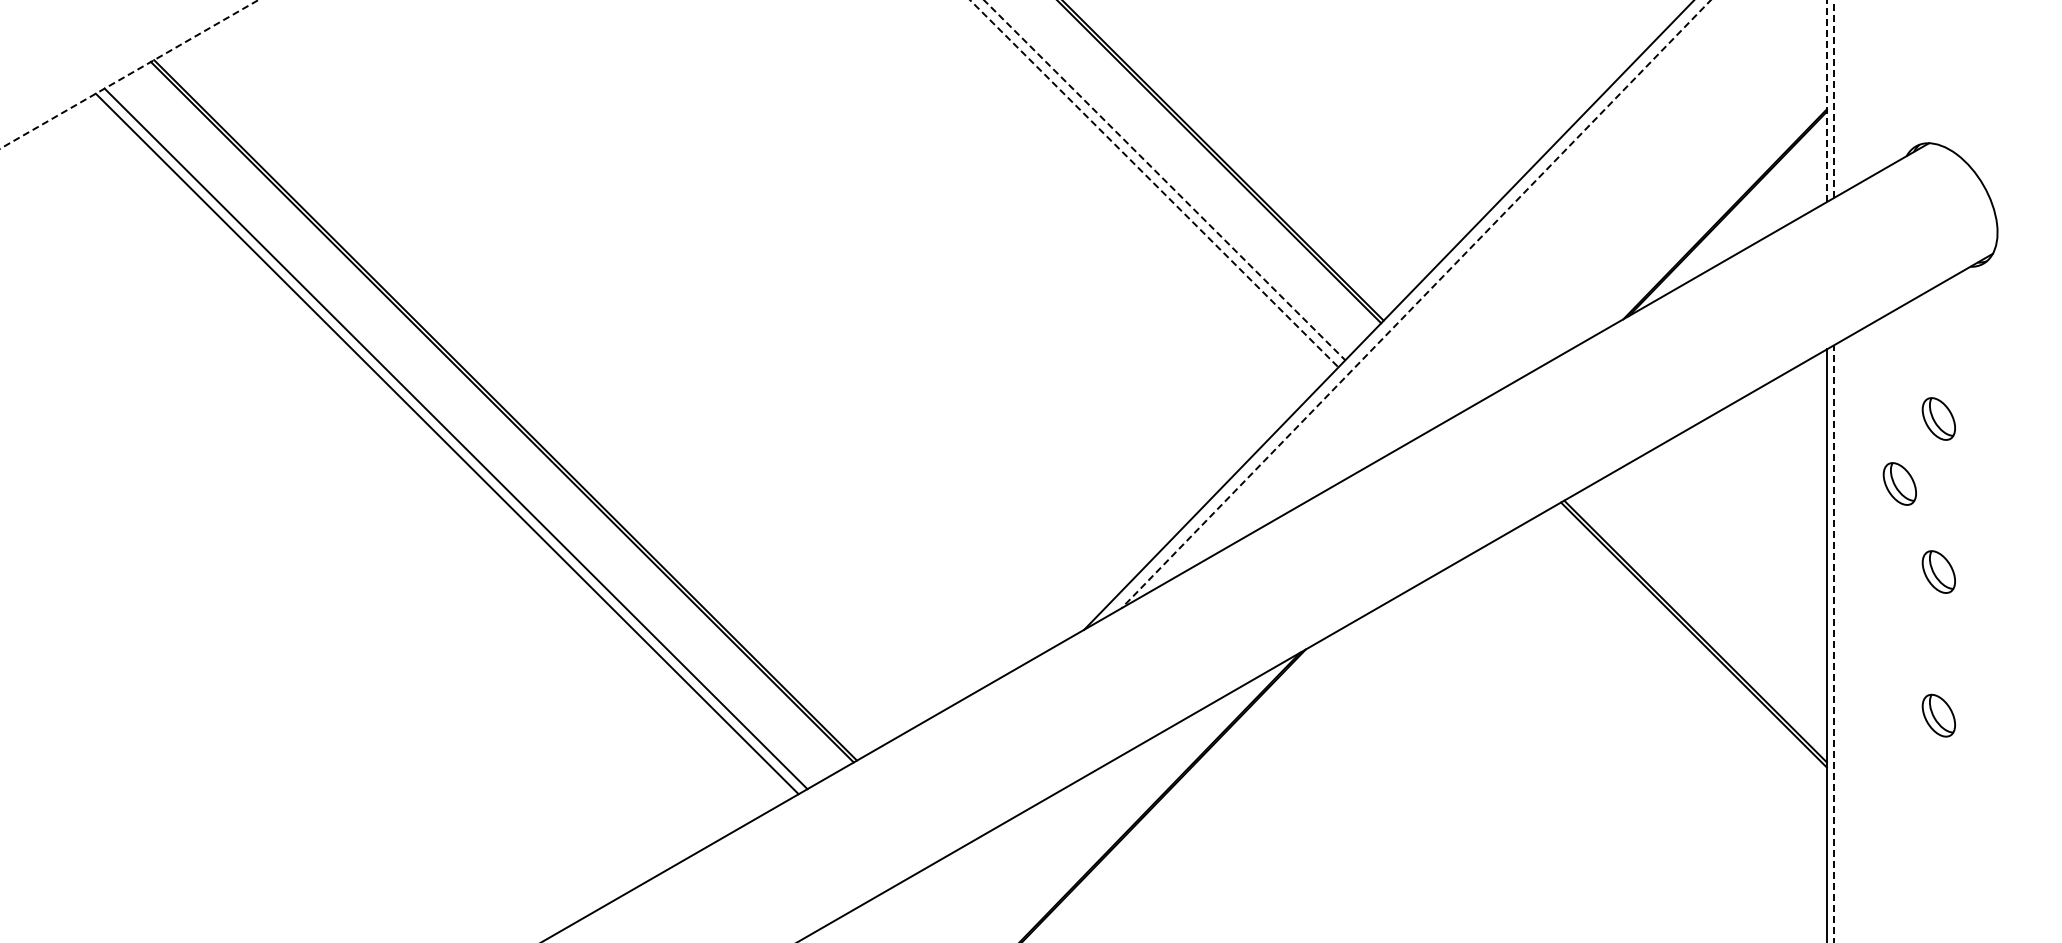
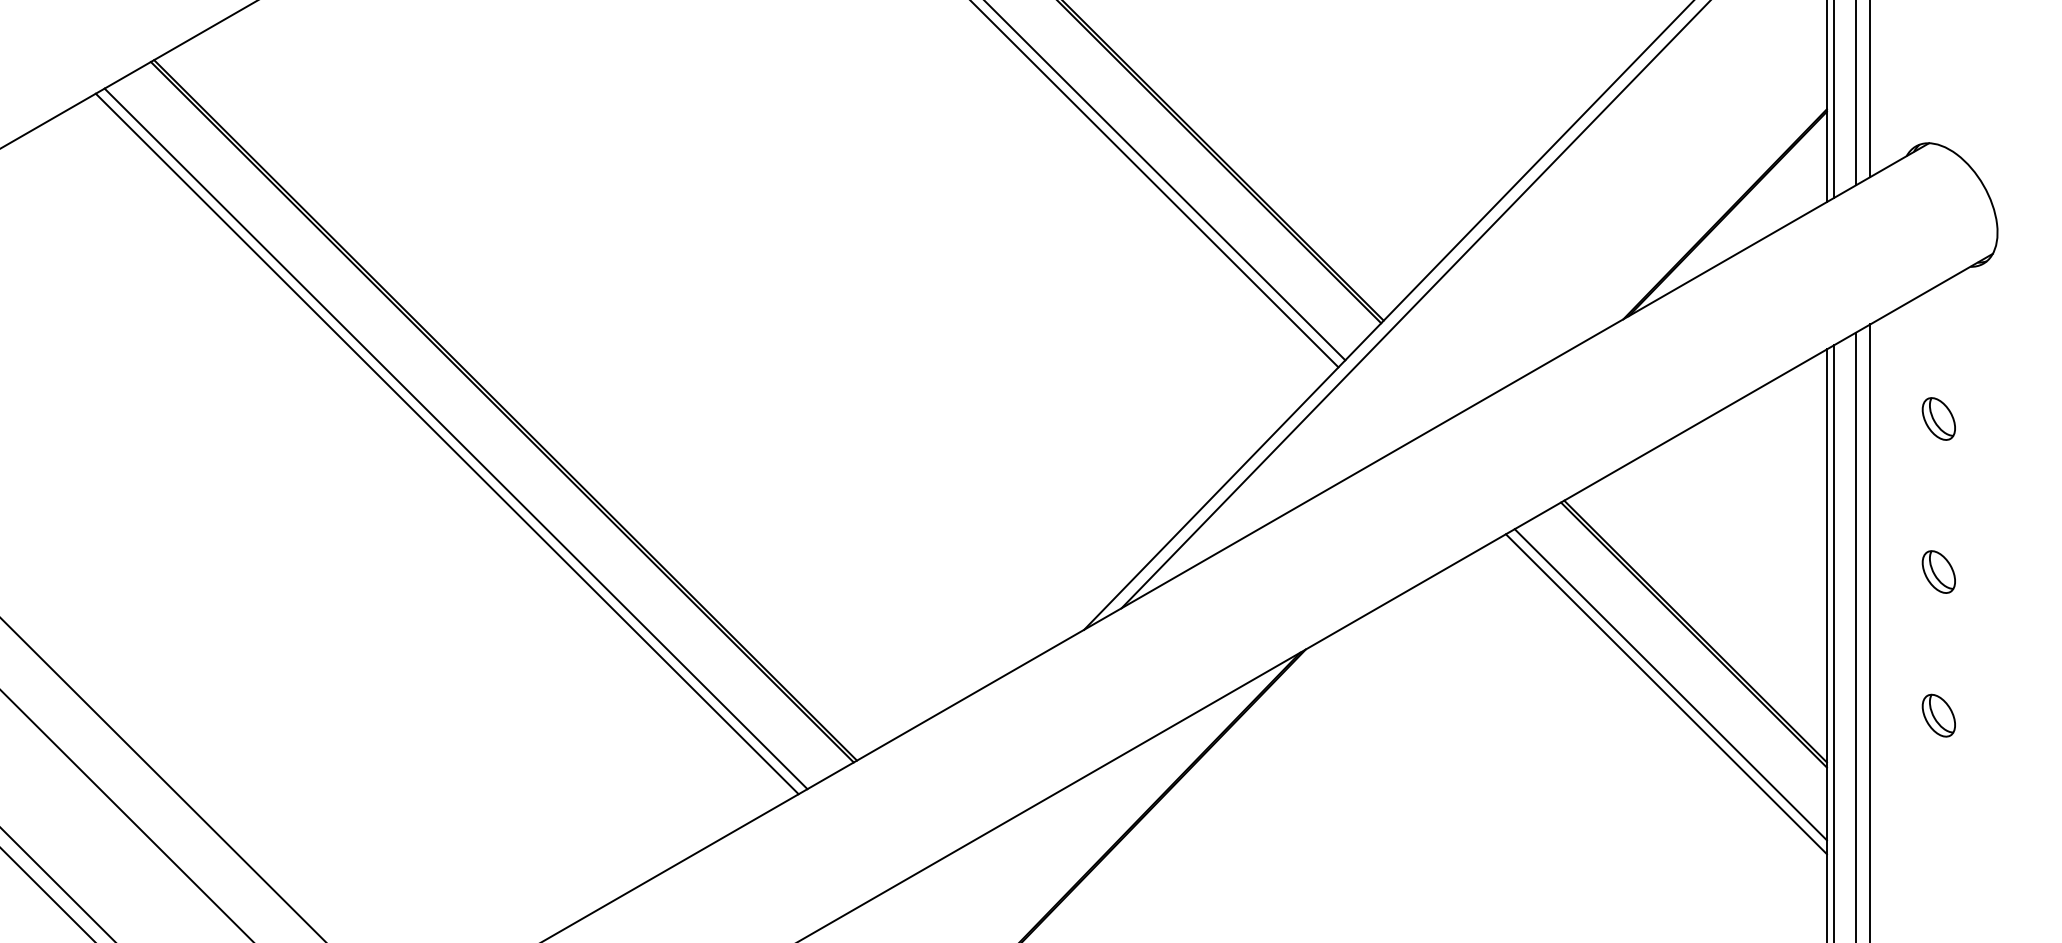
line: dashed -> solid (129, 74)
line: none -> present (1870, 89)
line: none -> present (1855, 93)
line: dashed -> solid (1834, 98)
line: dashed -> solid (1826, 101)
line: dashed -> solid (1164, 180)
line: dashed -> solid (1154, 183)
line: dashed -> solid (1415, 304)
part: present -> none (1899, 483)
line: none -> present (1870, 631)
line: none -> present (1855, 635)
line: dashed -> solid (1834, 644)
line: none -> present (1670, 684)
line: none -> present (1665, 694)
line: none -> present (162, 779)
line: none -> present (126, 815)
line: none -> present (57, 884)
line: none -> present (47, 894)
